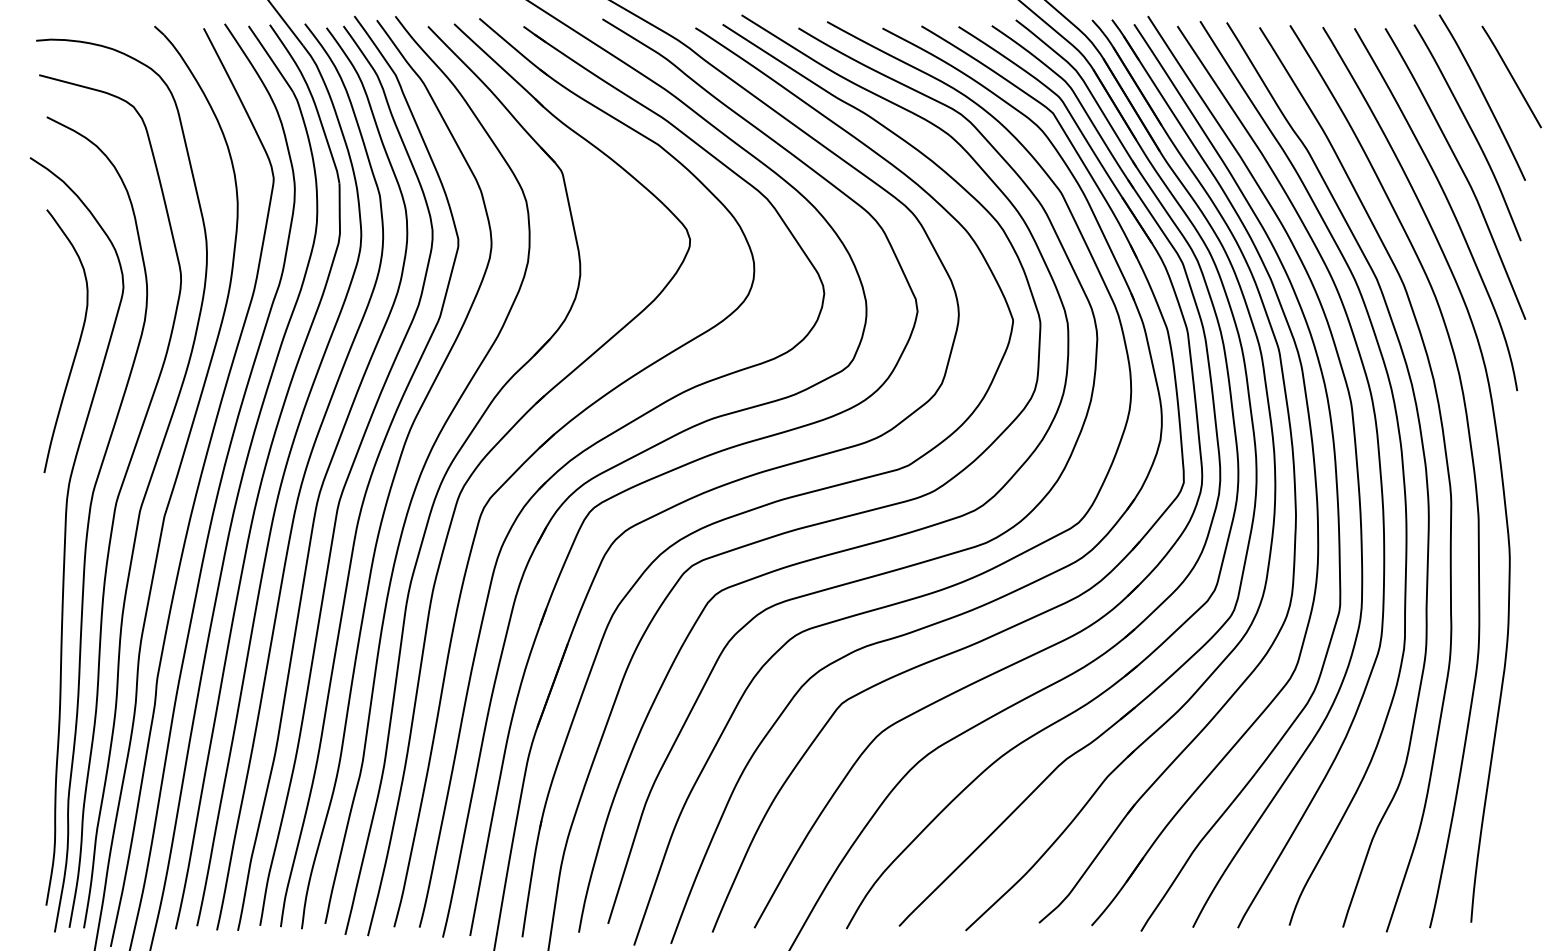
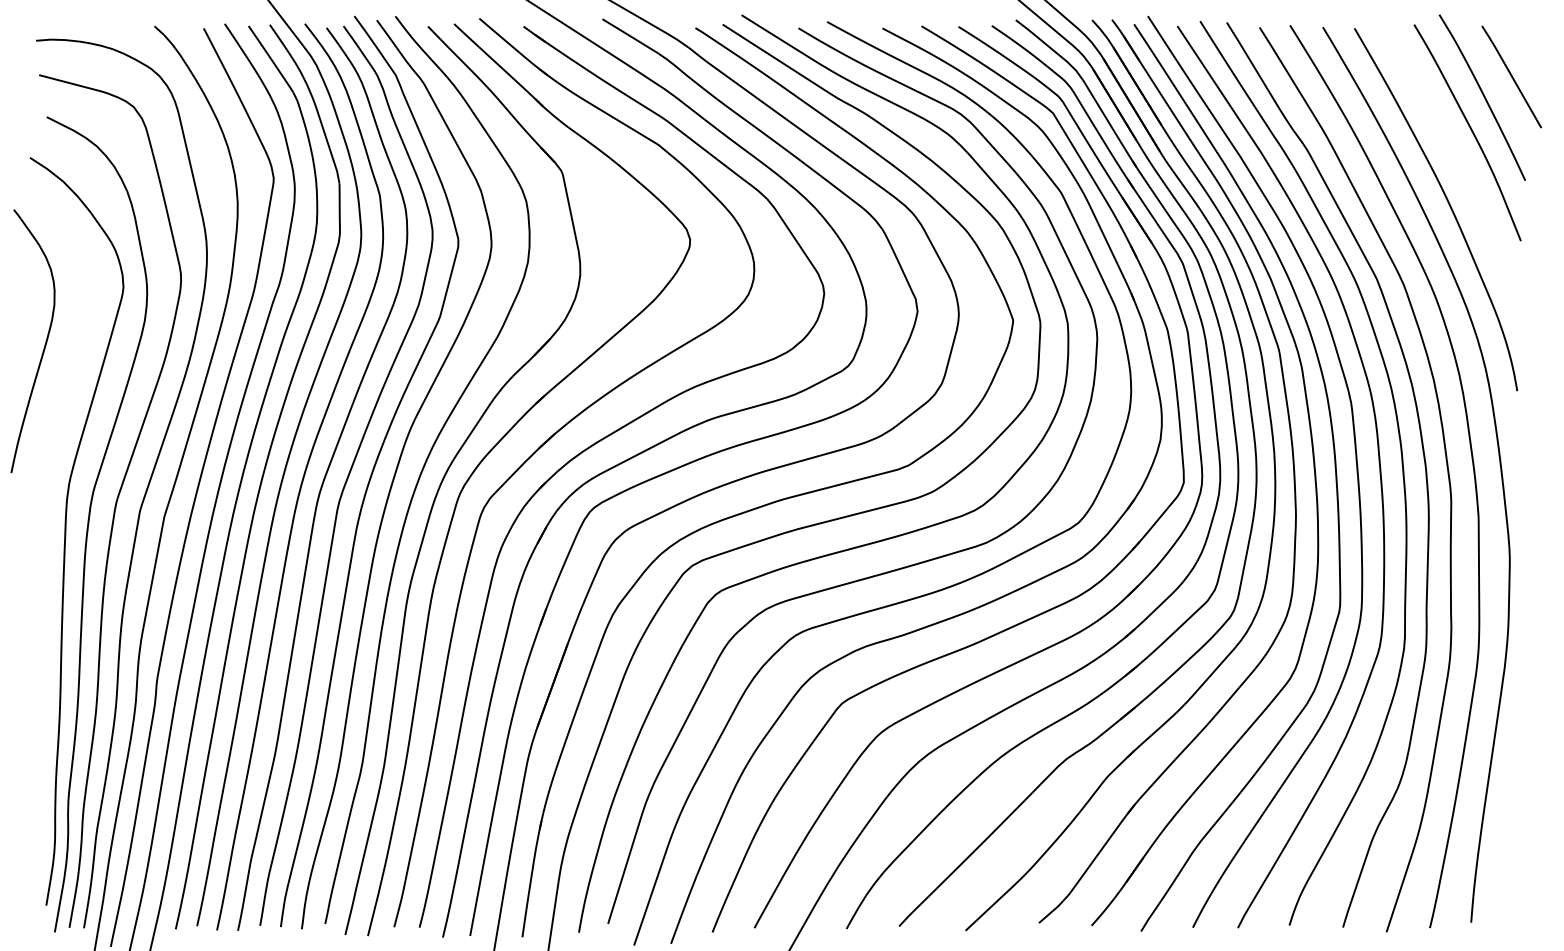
curve: present -> none (1461, 171)
curve position: (77, 344) -> (44, 344) (44, 344)
